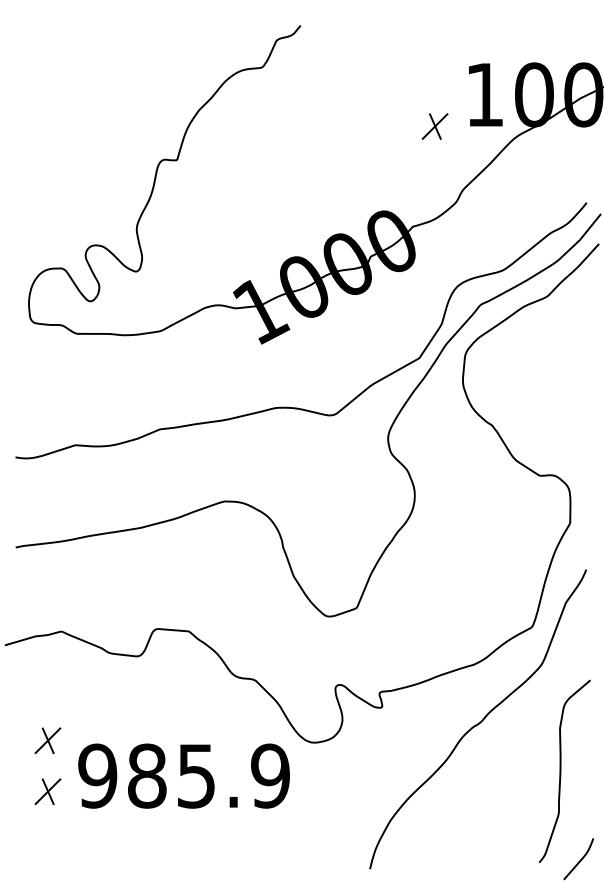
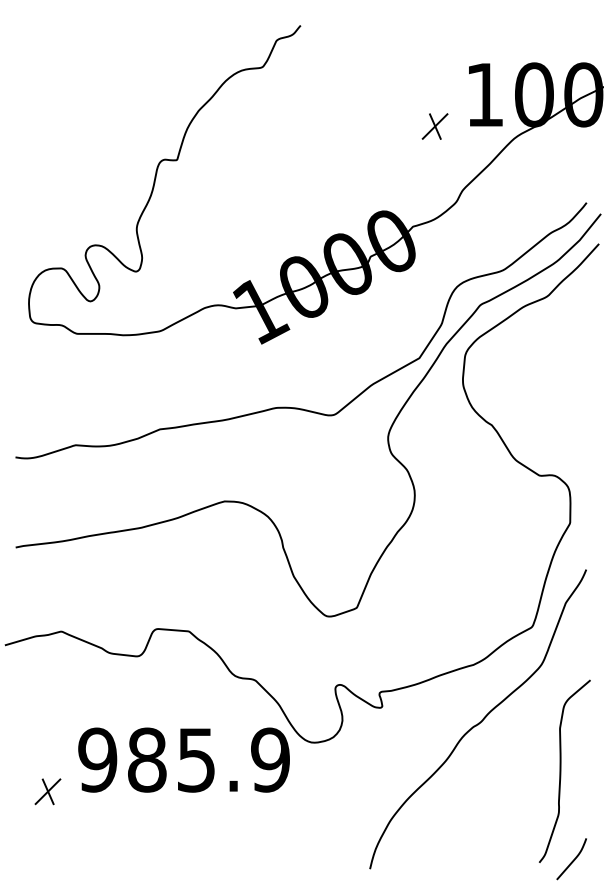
part: present -> none (47, 740)
text position: (183, 775) -> (183, 759) (183, 759)
curve position: (579, 860) -> (572, 860) (572, 860)
